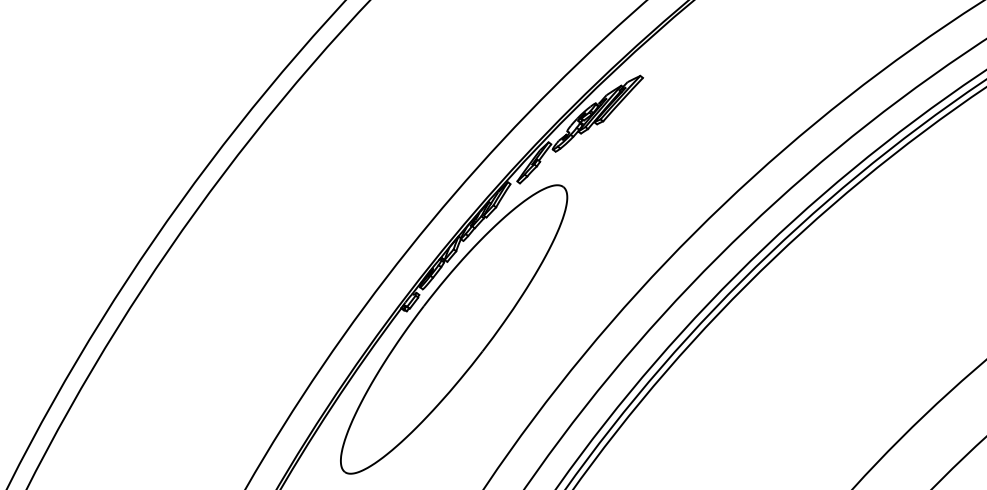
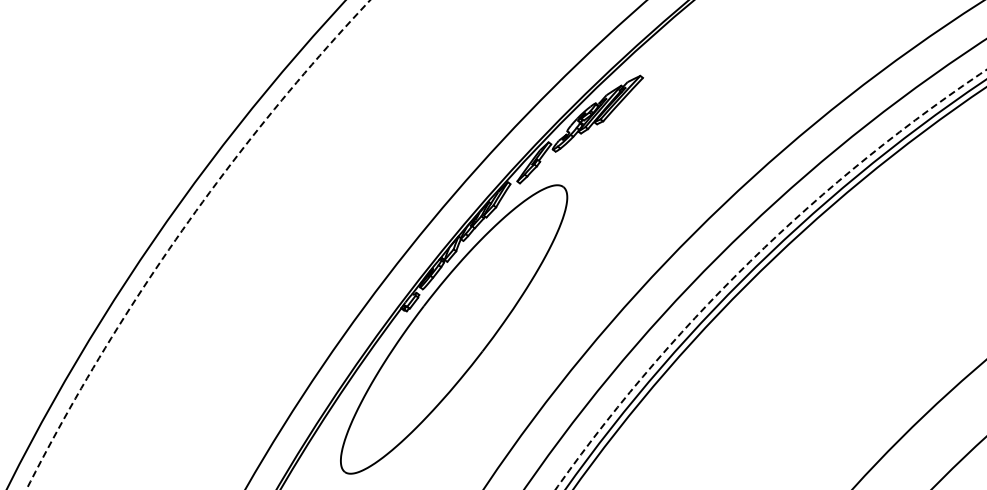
arc: solid -> dashed (179, 234)
circle: solid -> dashed (770, 279)
